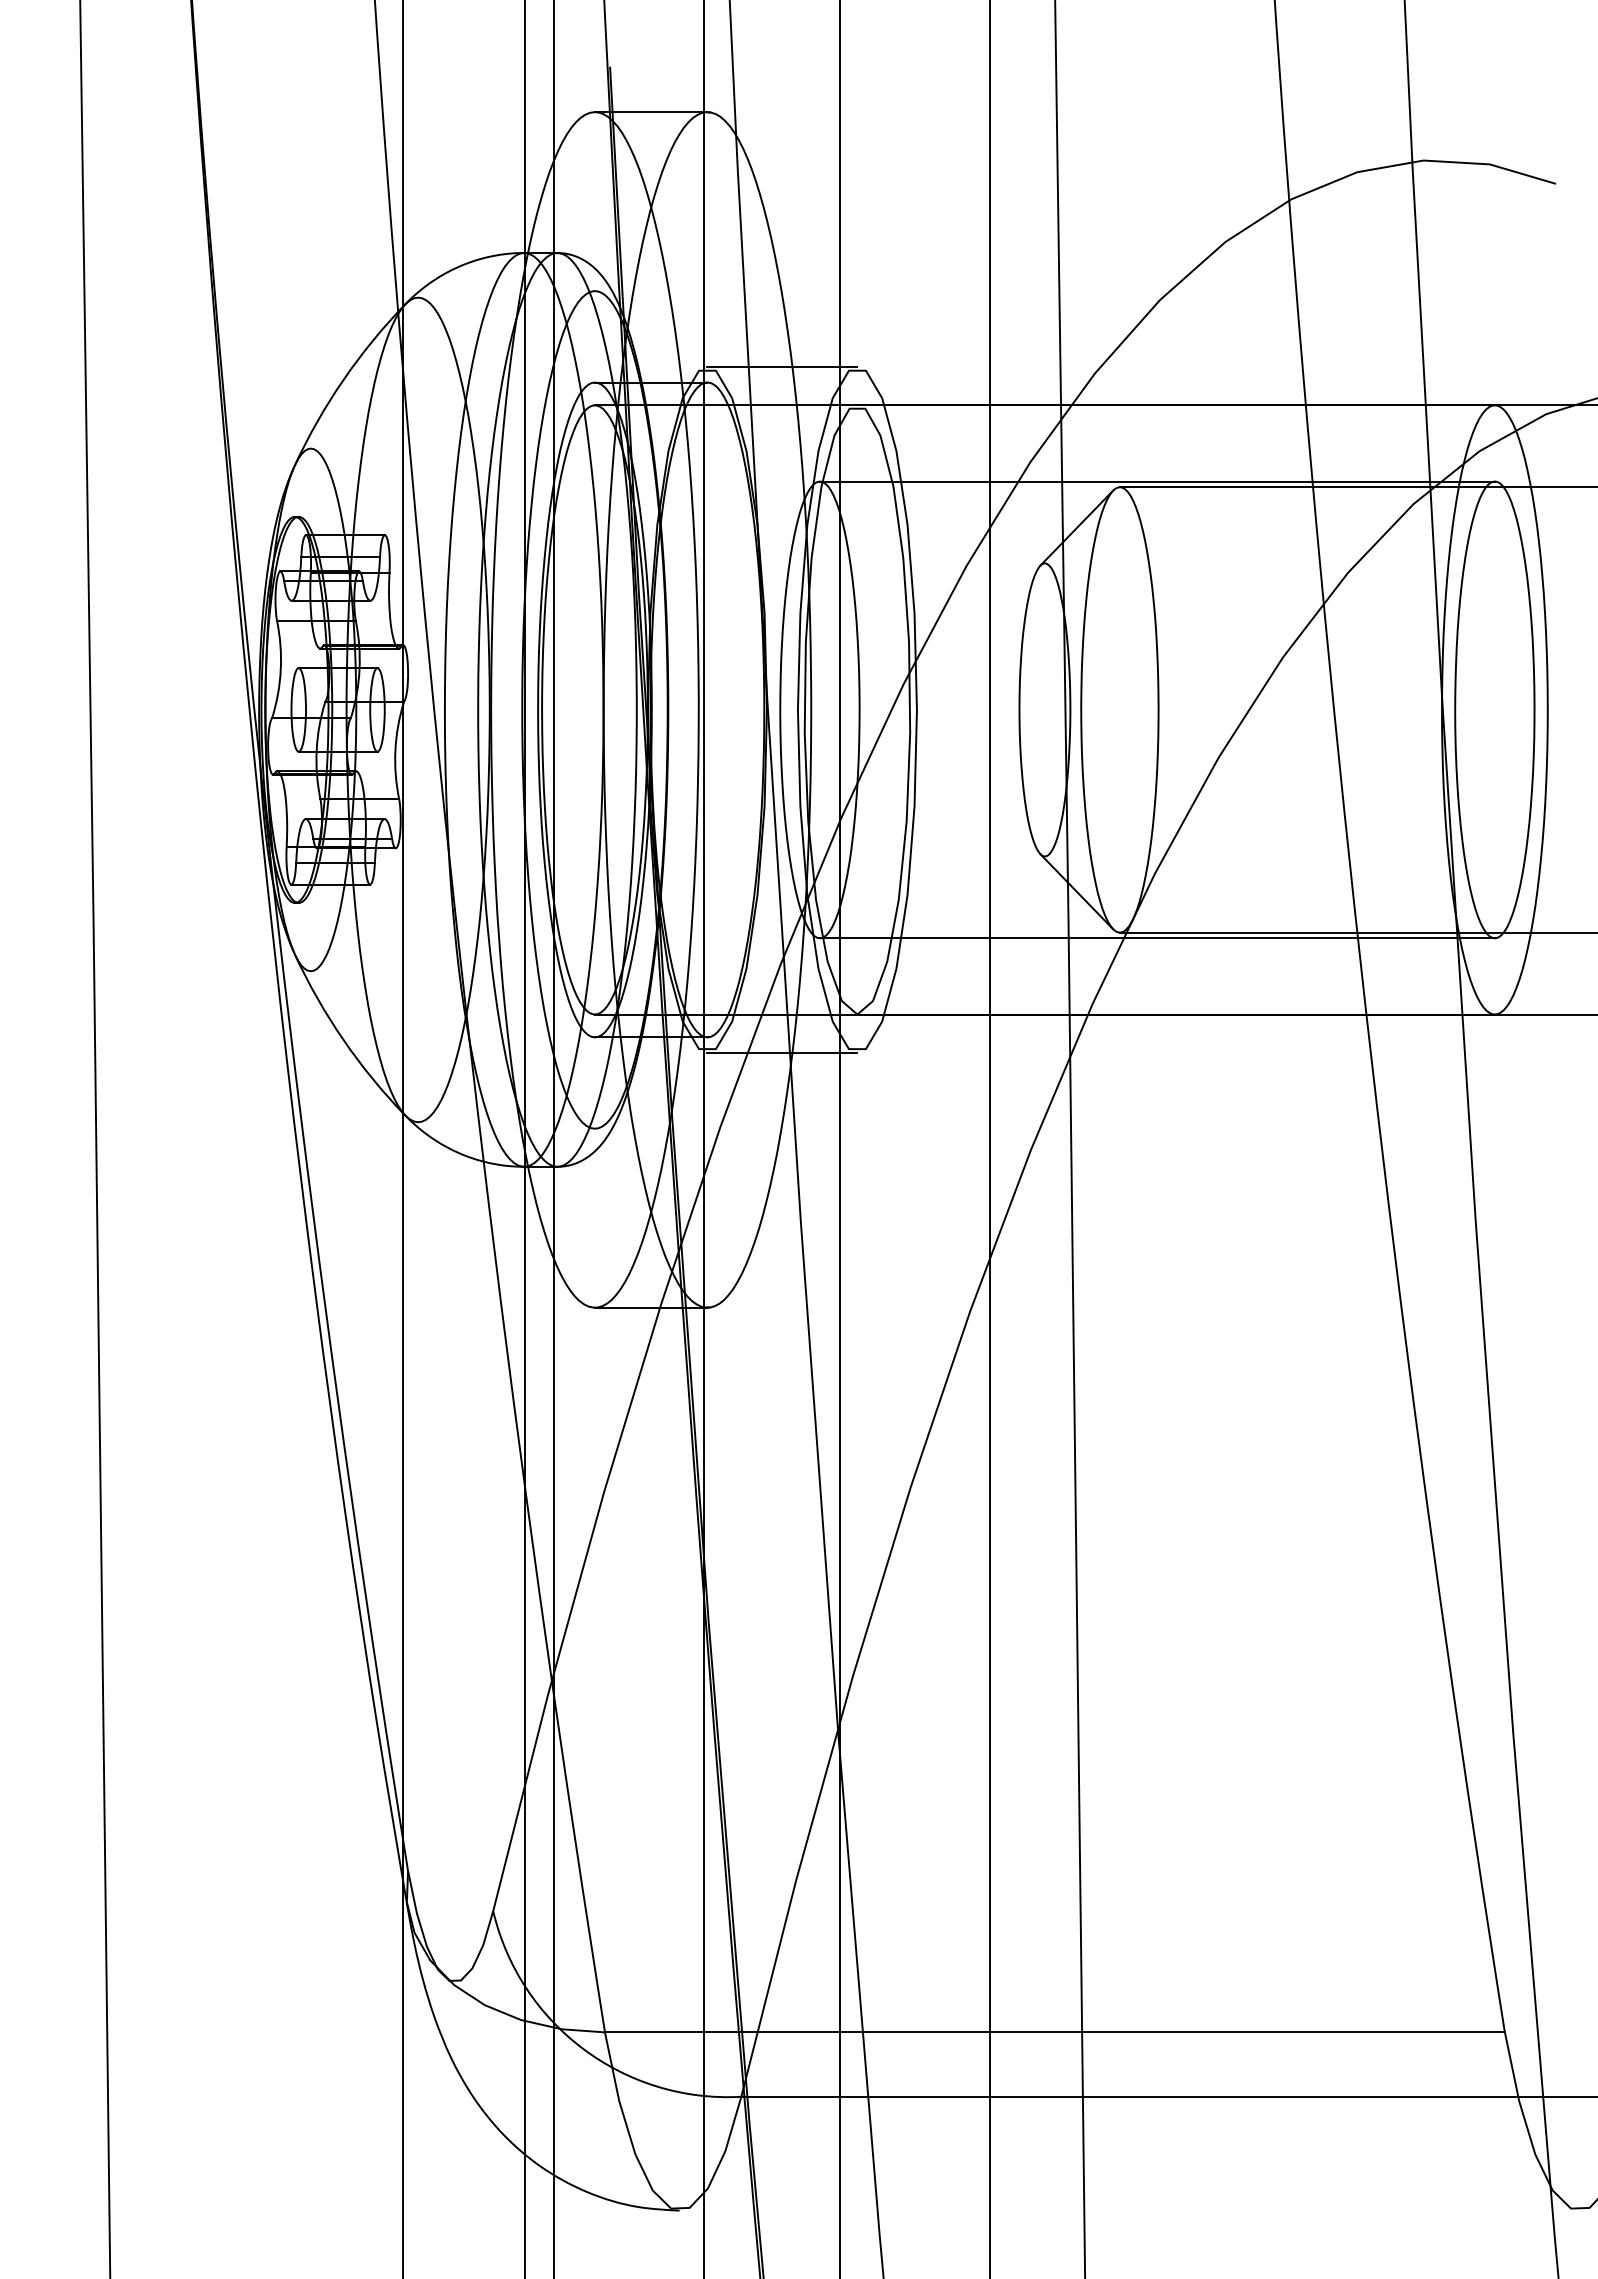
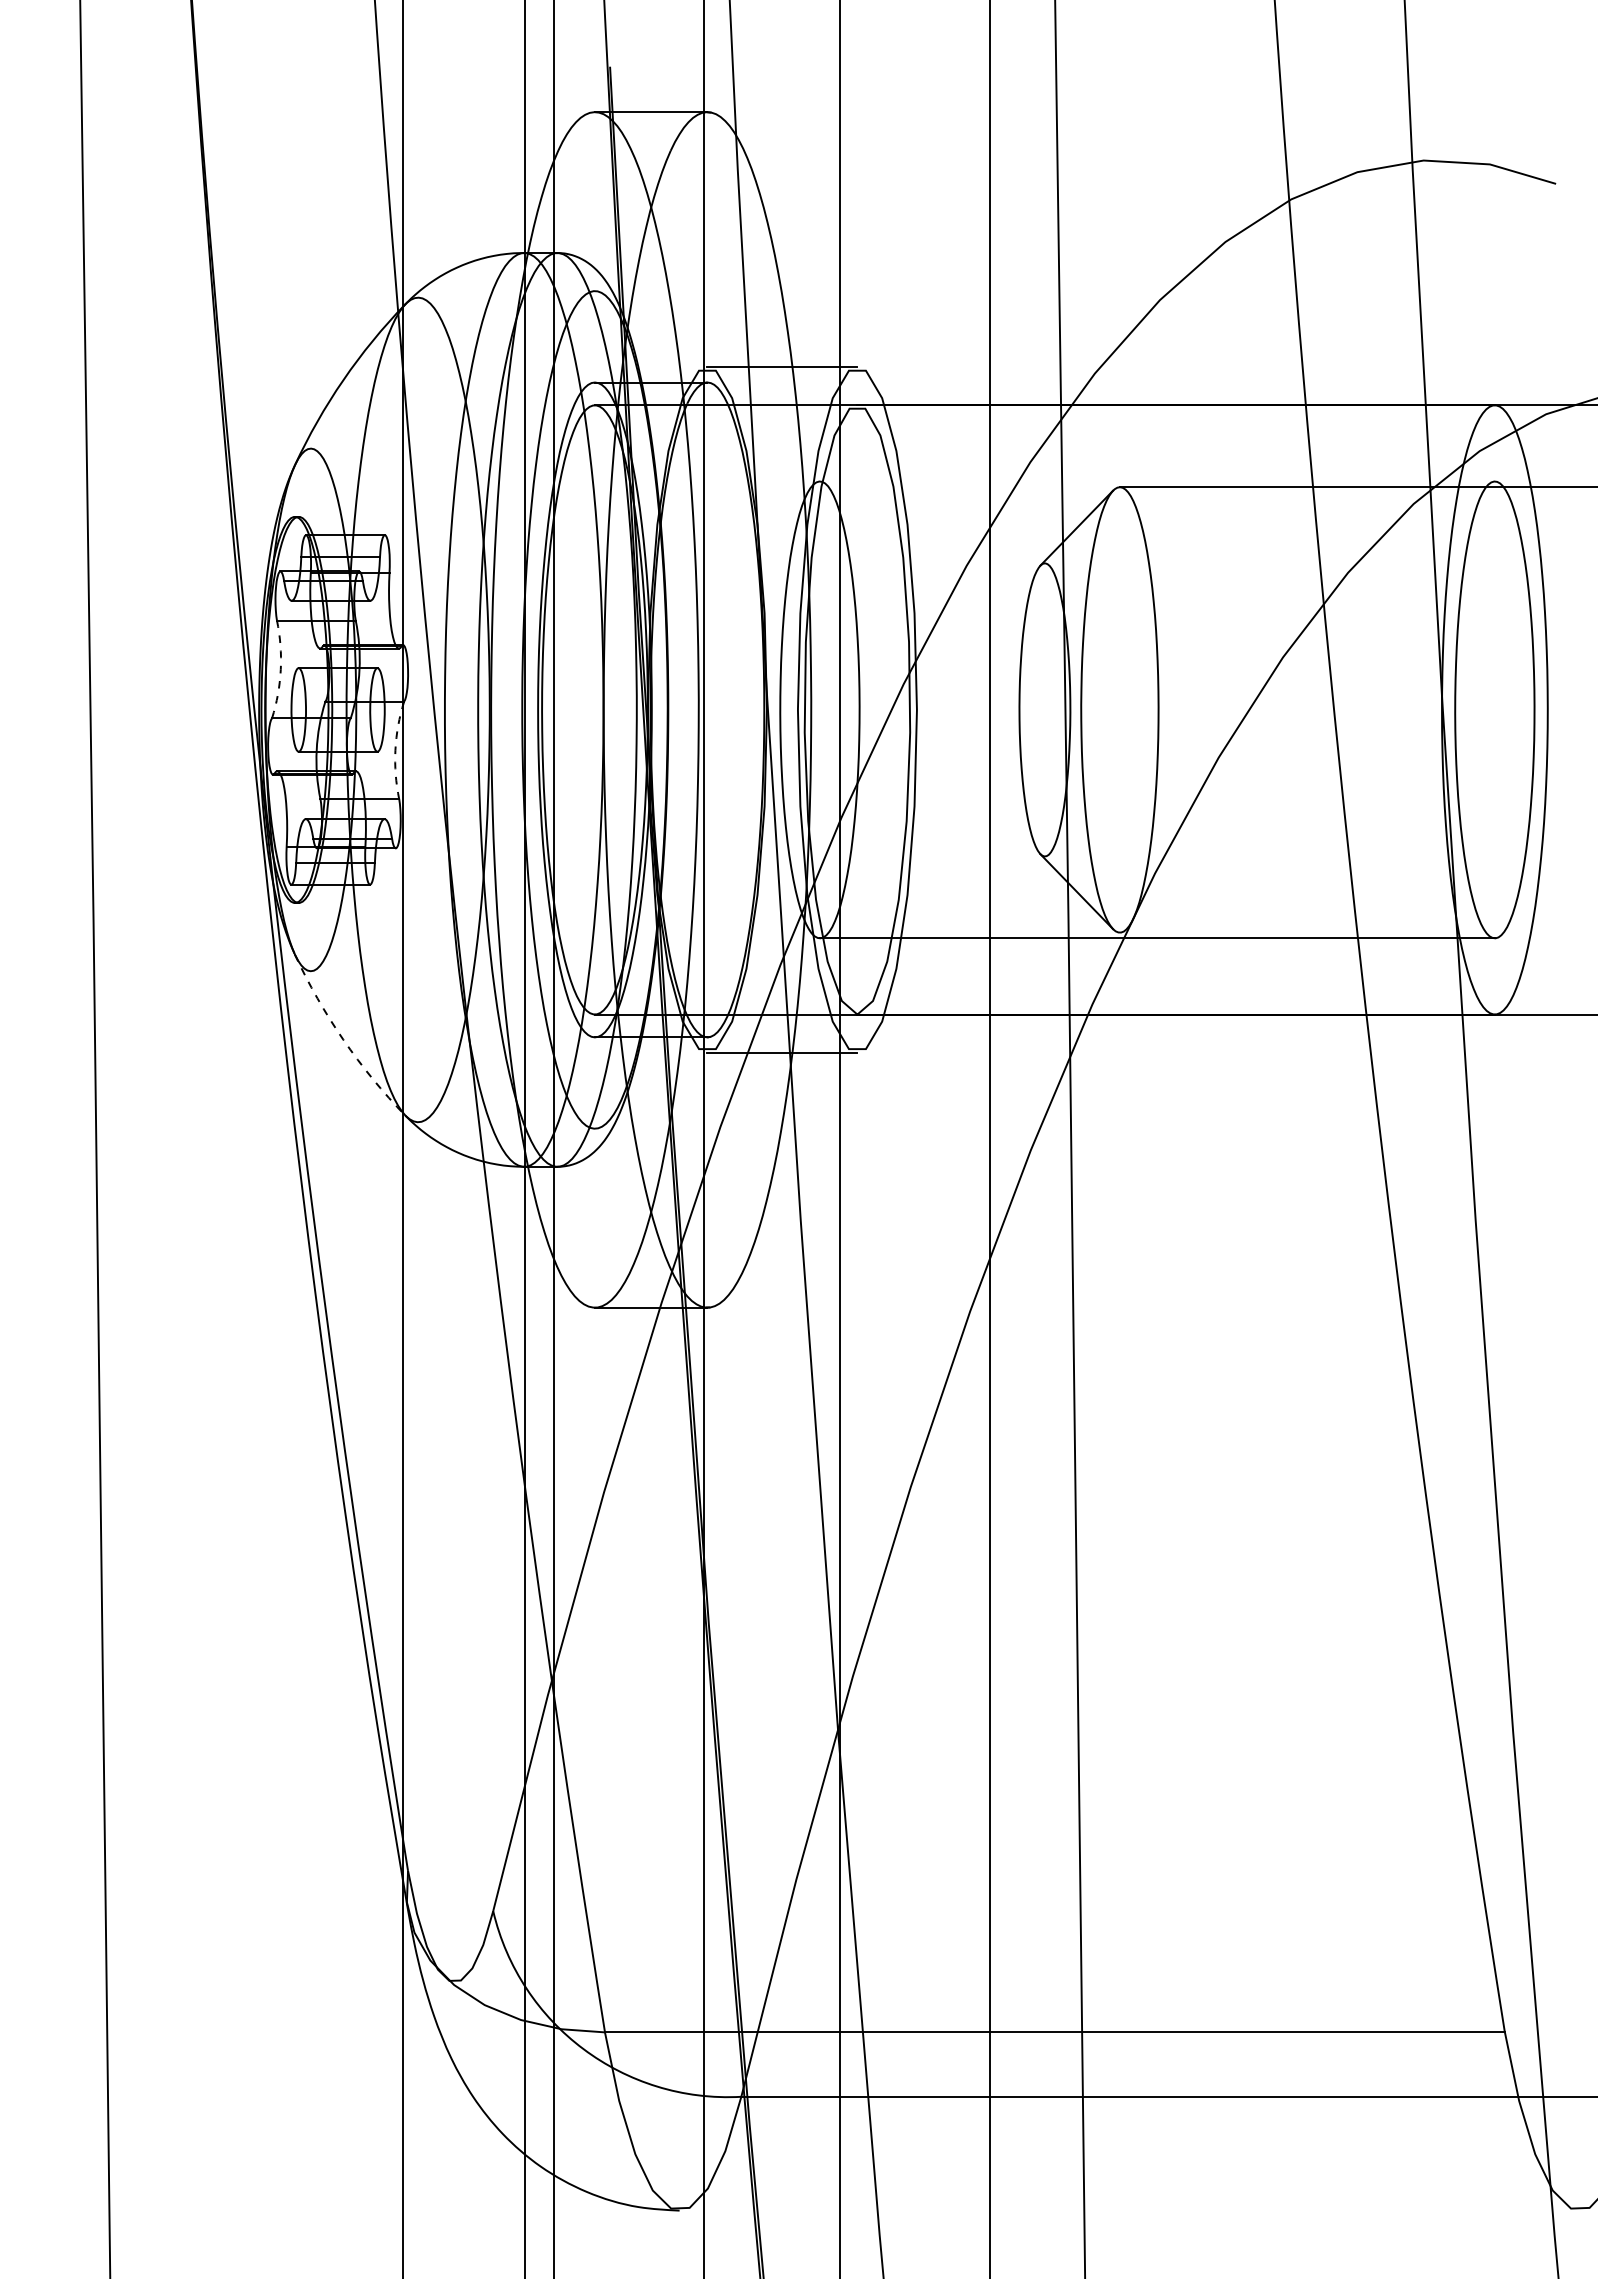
line: present -> none (1156, 481)
arc: solid -> dashed (280, 669)
arc: solid -> dashed (395, 750)
line: present -> none (1356, 932)
arc: solid -> dashed (343, 1039)
